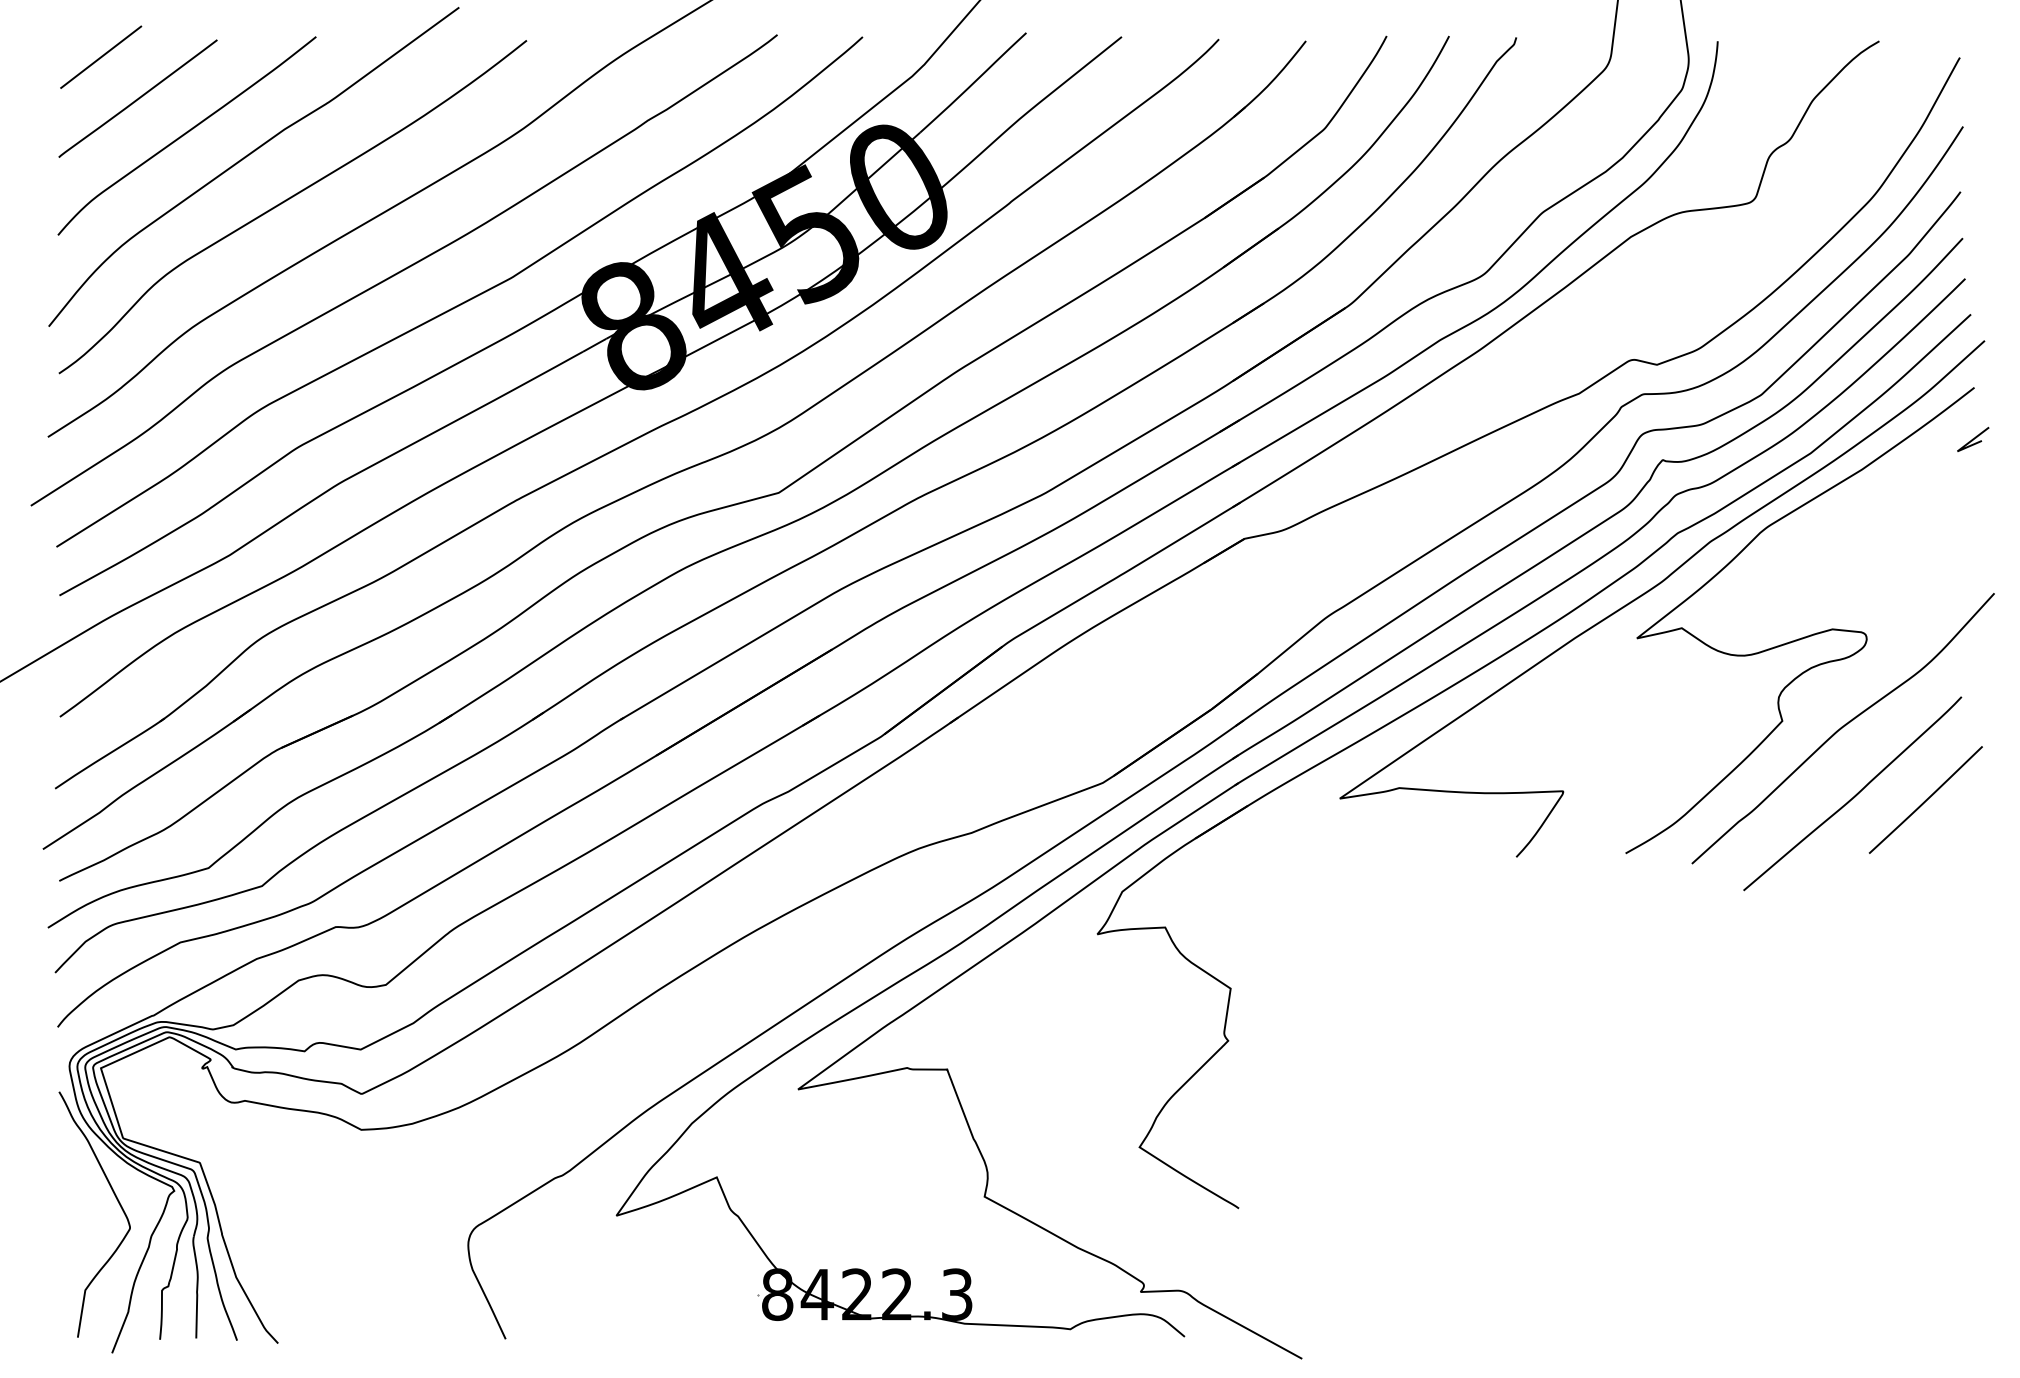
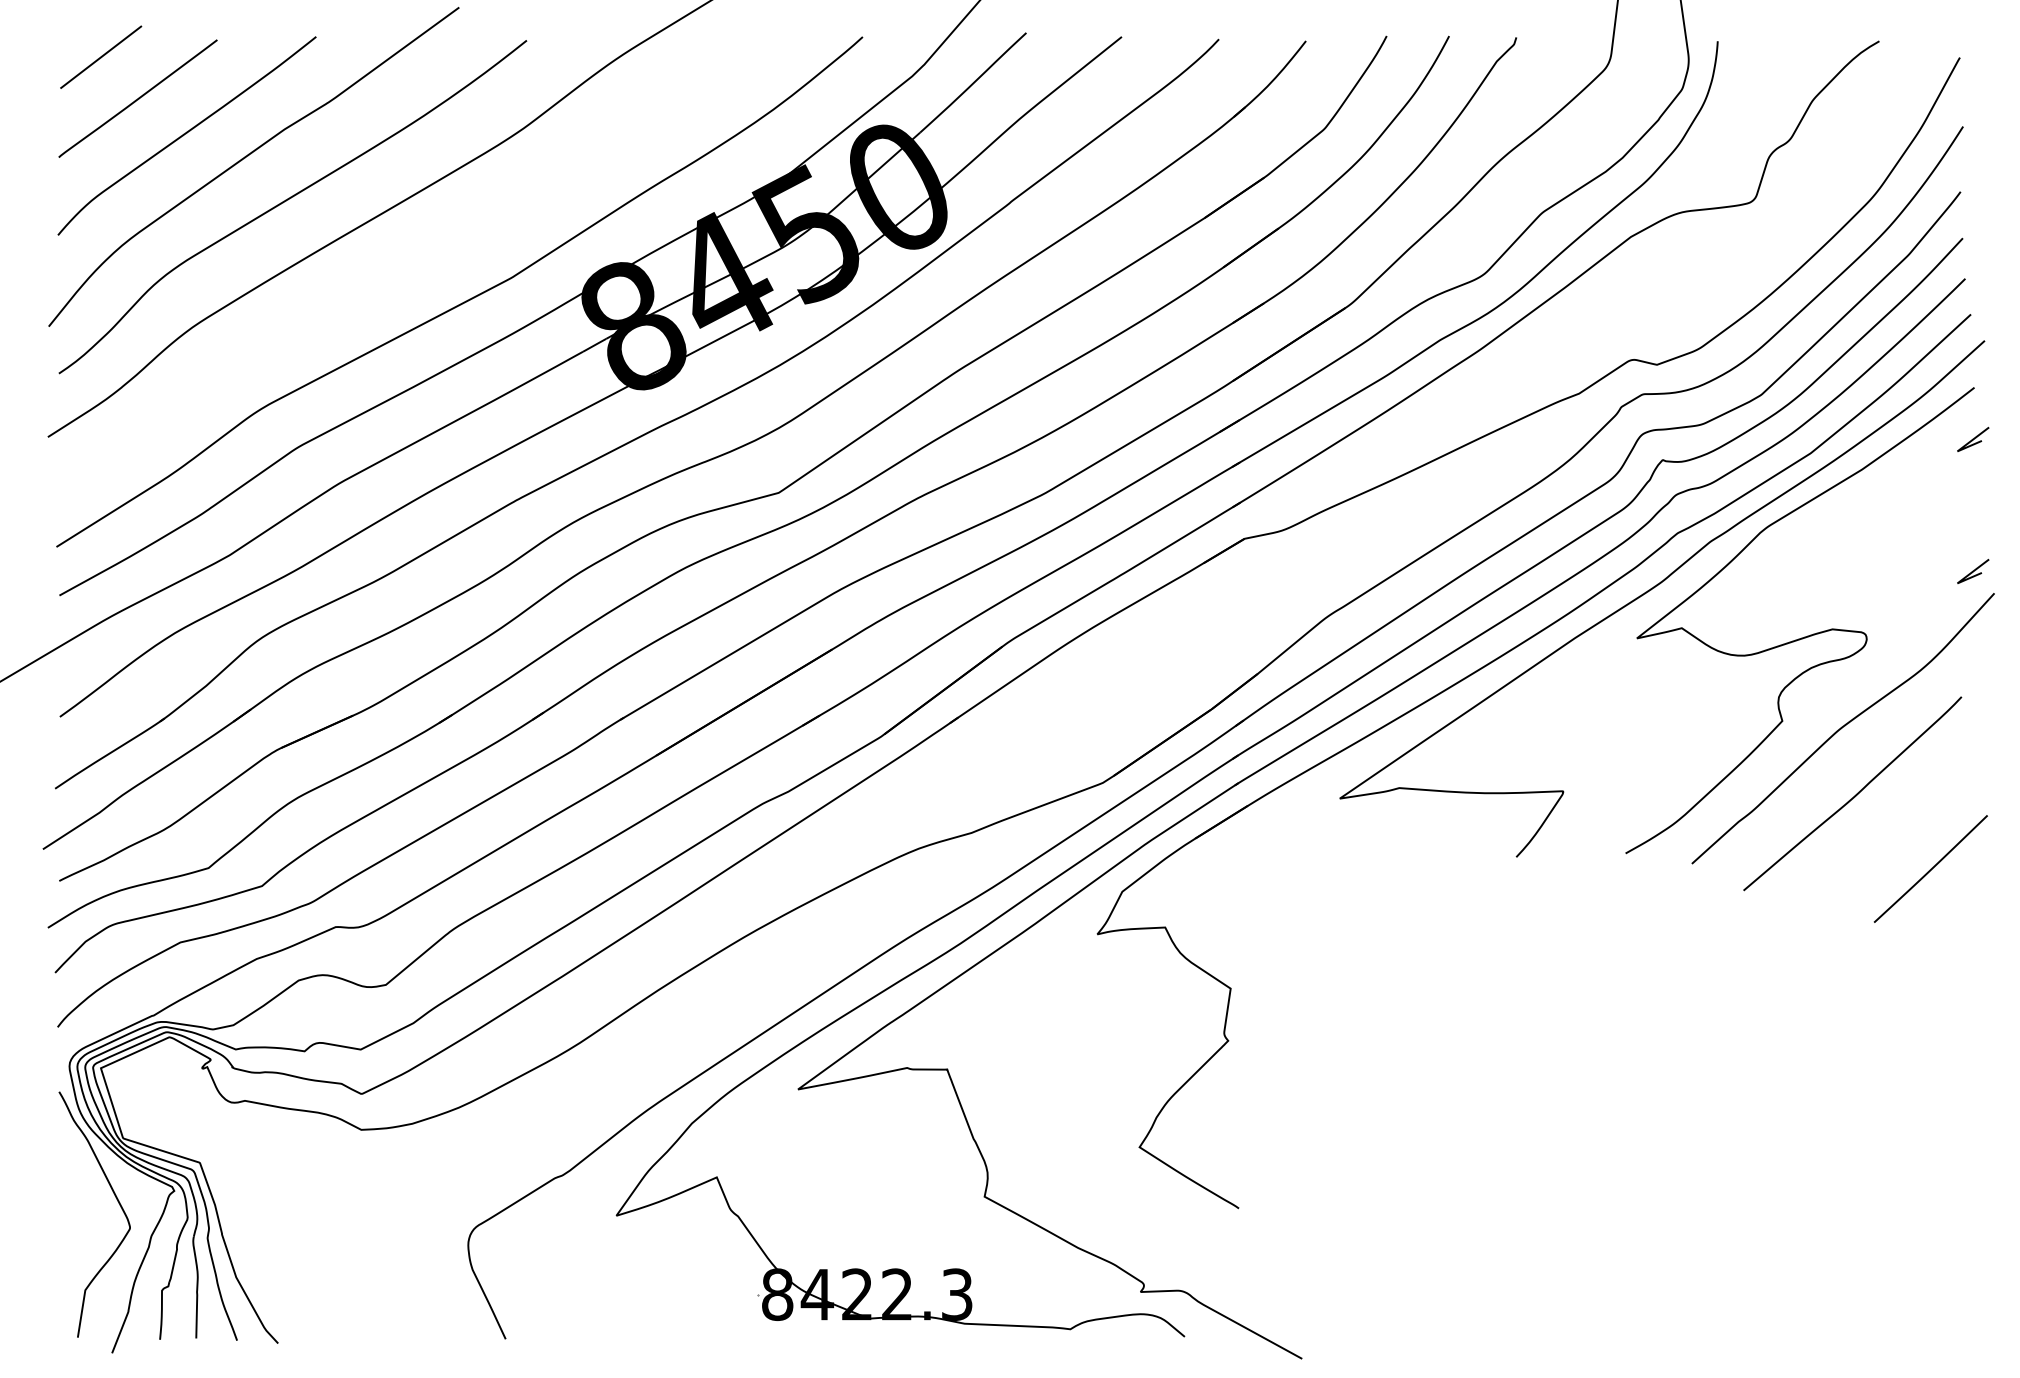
curve: present -> none (403, 270)
line: none -> present (1973, 570)
line position: (1925, 799) -> (1930, 868) (1930, 868)
